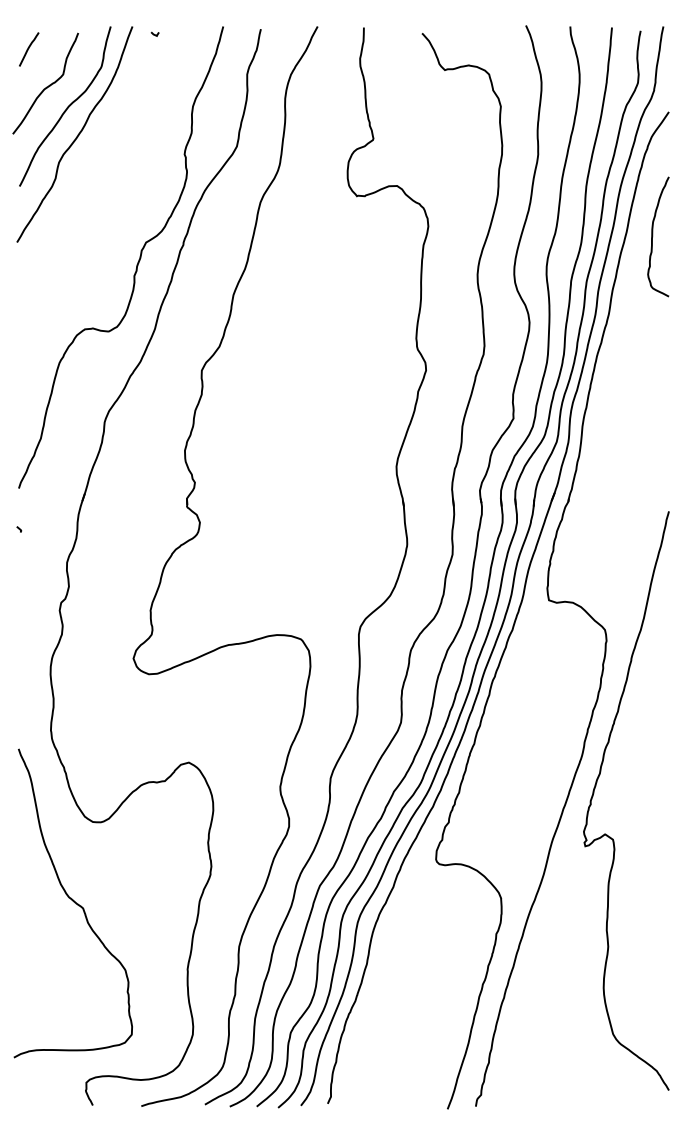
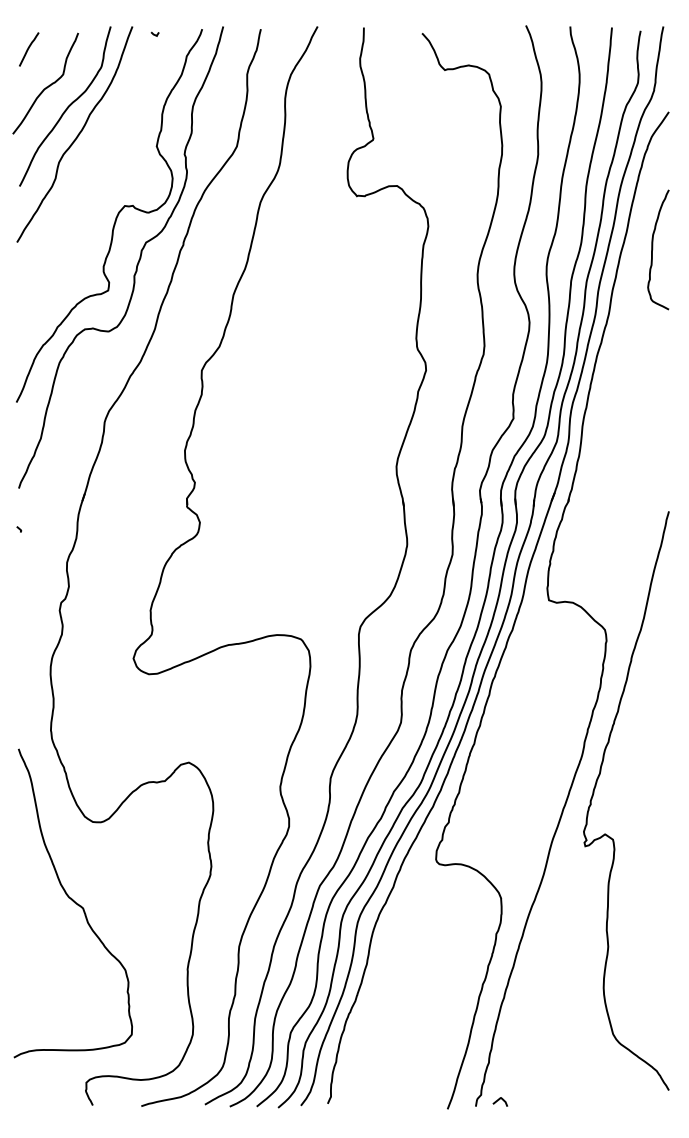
curve: none -> present (115, 217)
curve position: (653, 236) -> (653, 249) (653, 249)
curve: none -> present (499, 1100)
